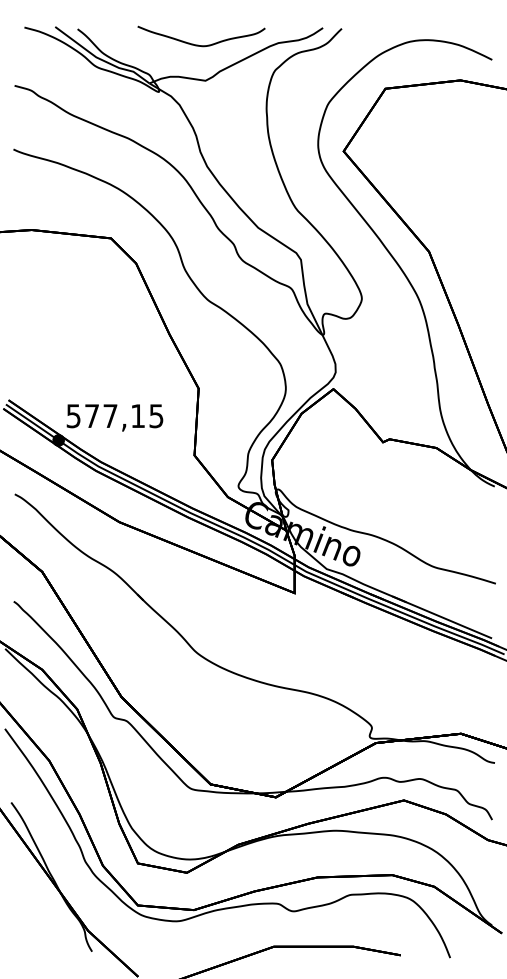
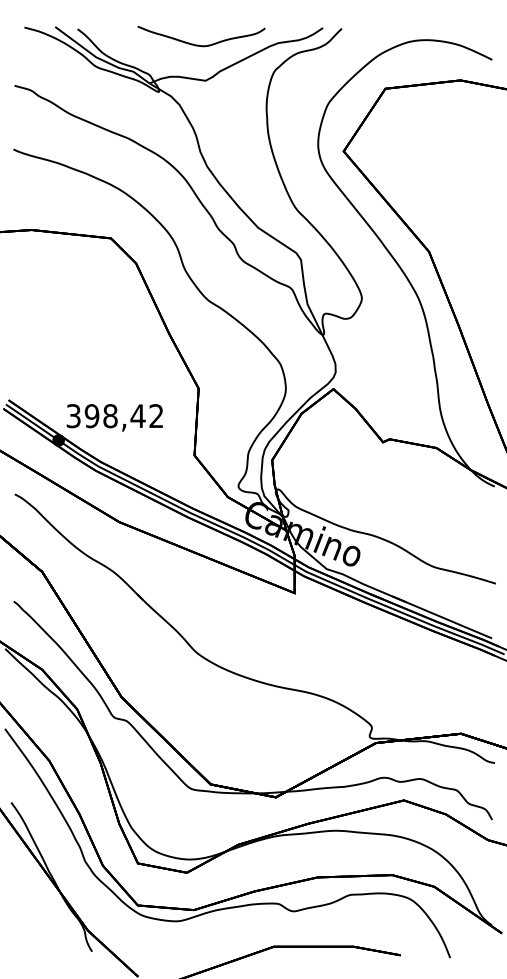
text: 577,15 -> 398,42 (115, 416)
